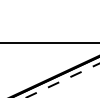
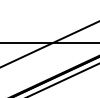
line: none -> present (49, 44)
line: dashed -> solid (63, 80)
